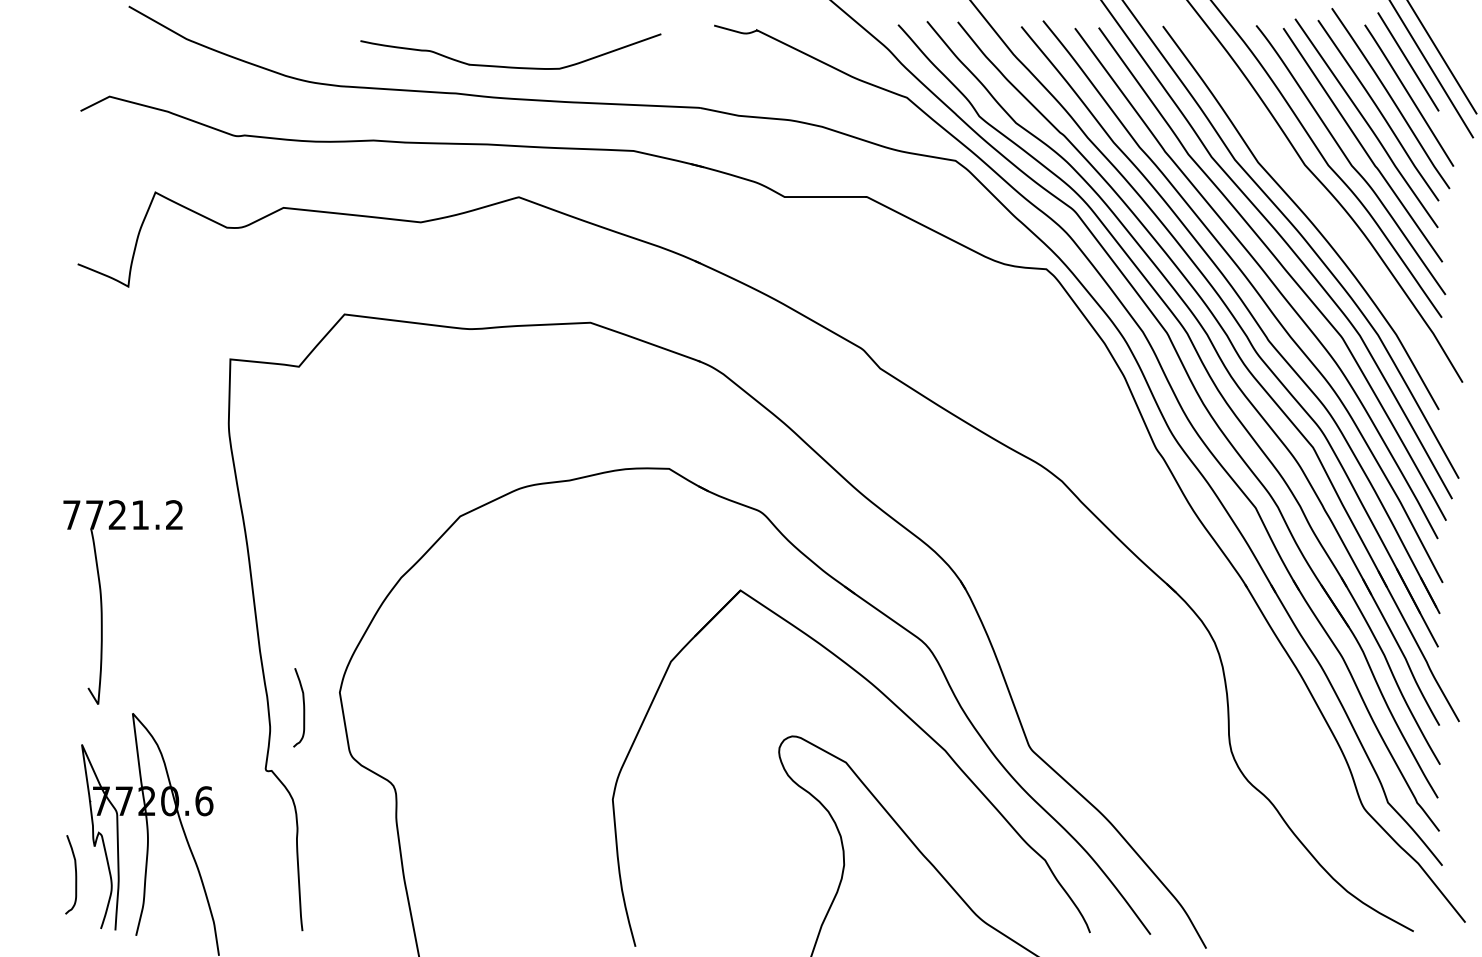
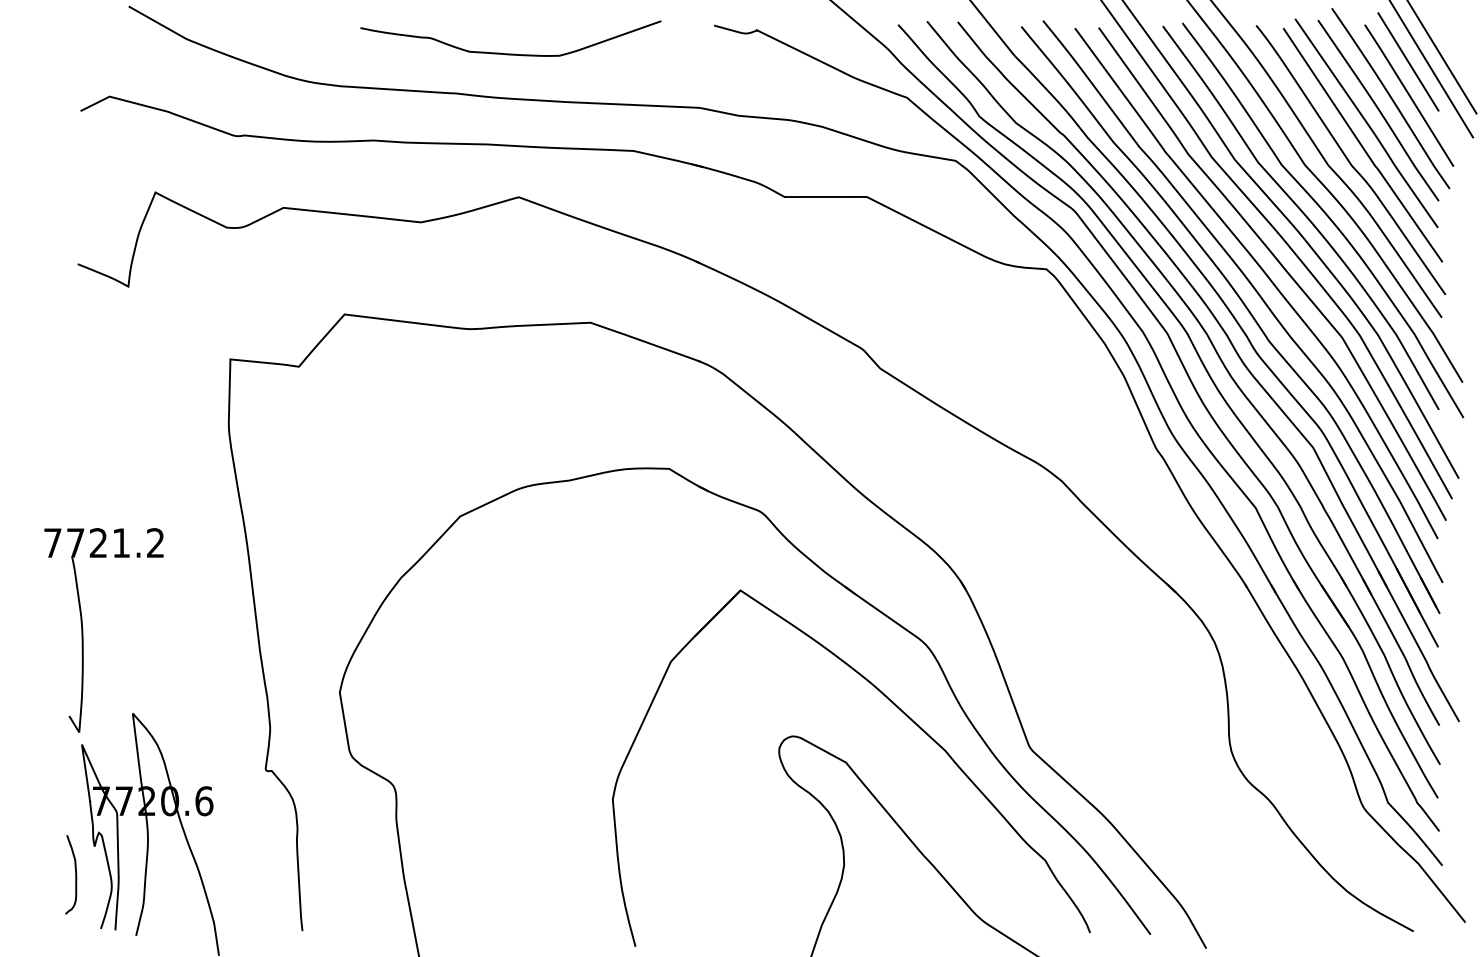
curve position: (510, 66) -> (510, 53) (510, 53)
curve: none -> present (1326, 216)
part position: (102, 602) -> (83, 630) (83, 630)
curve: present -> none (303, 707)
